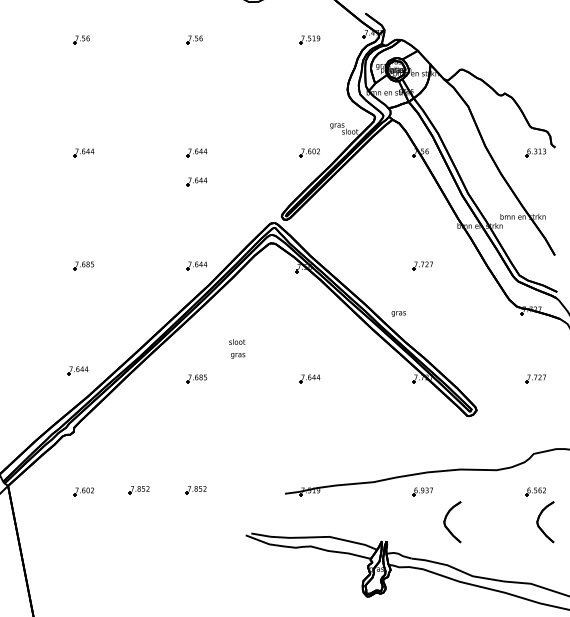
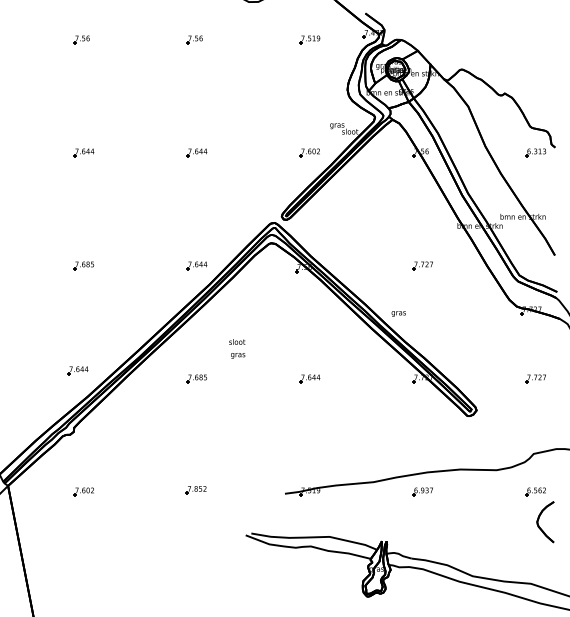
part: present -> none (196, 181)
part: present -> none (138, 490)
part: present -> none (446, 519)
